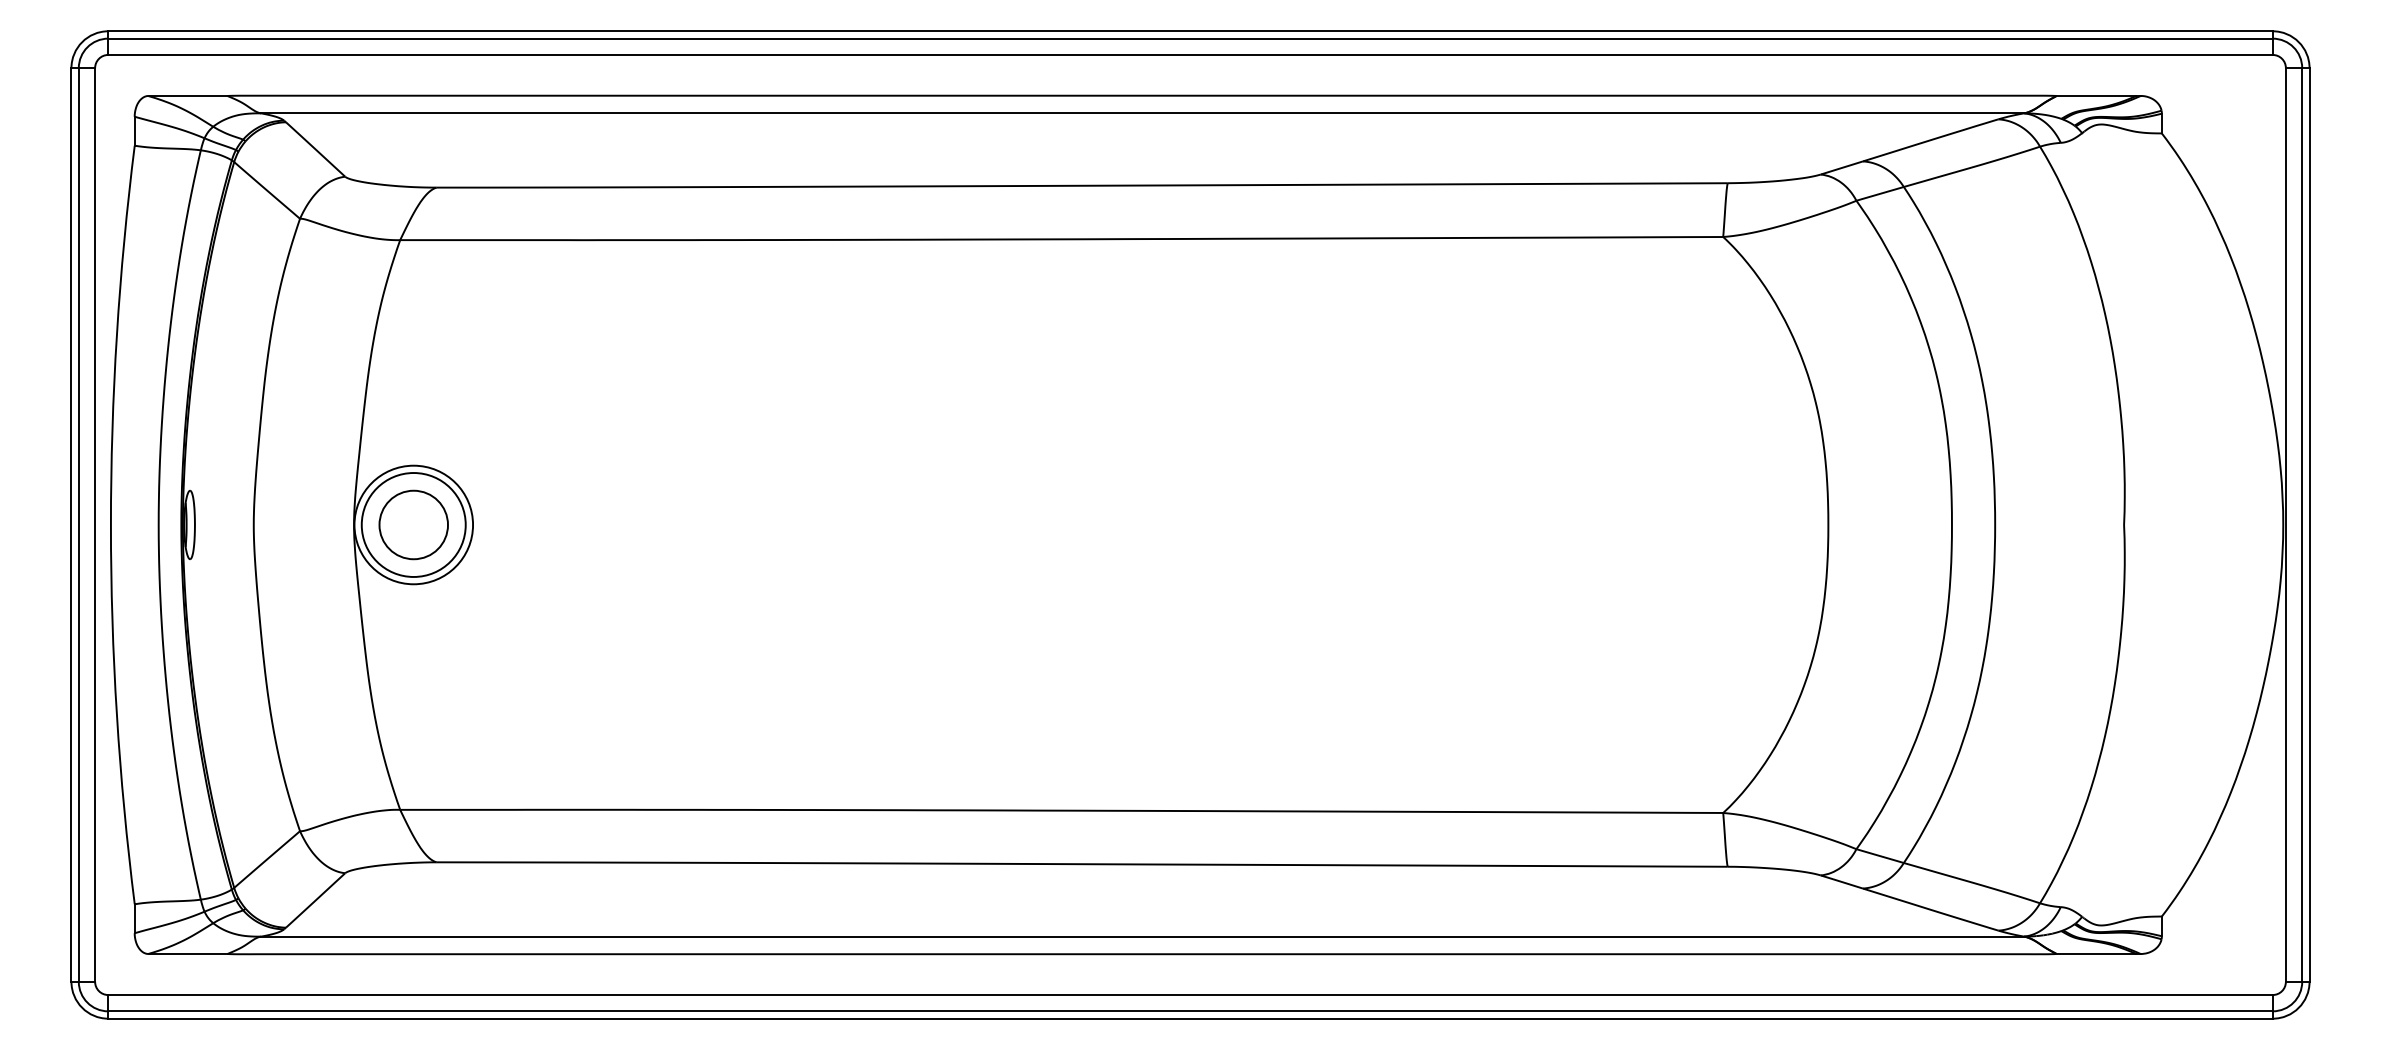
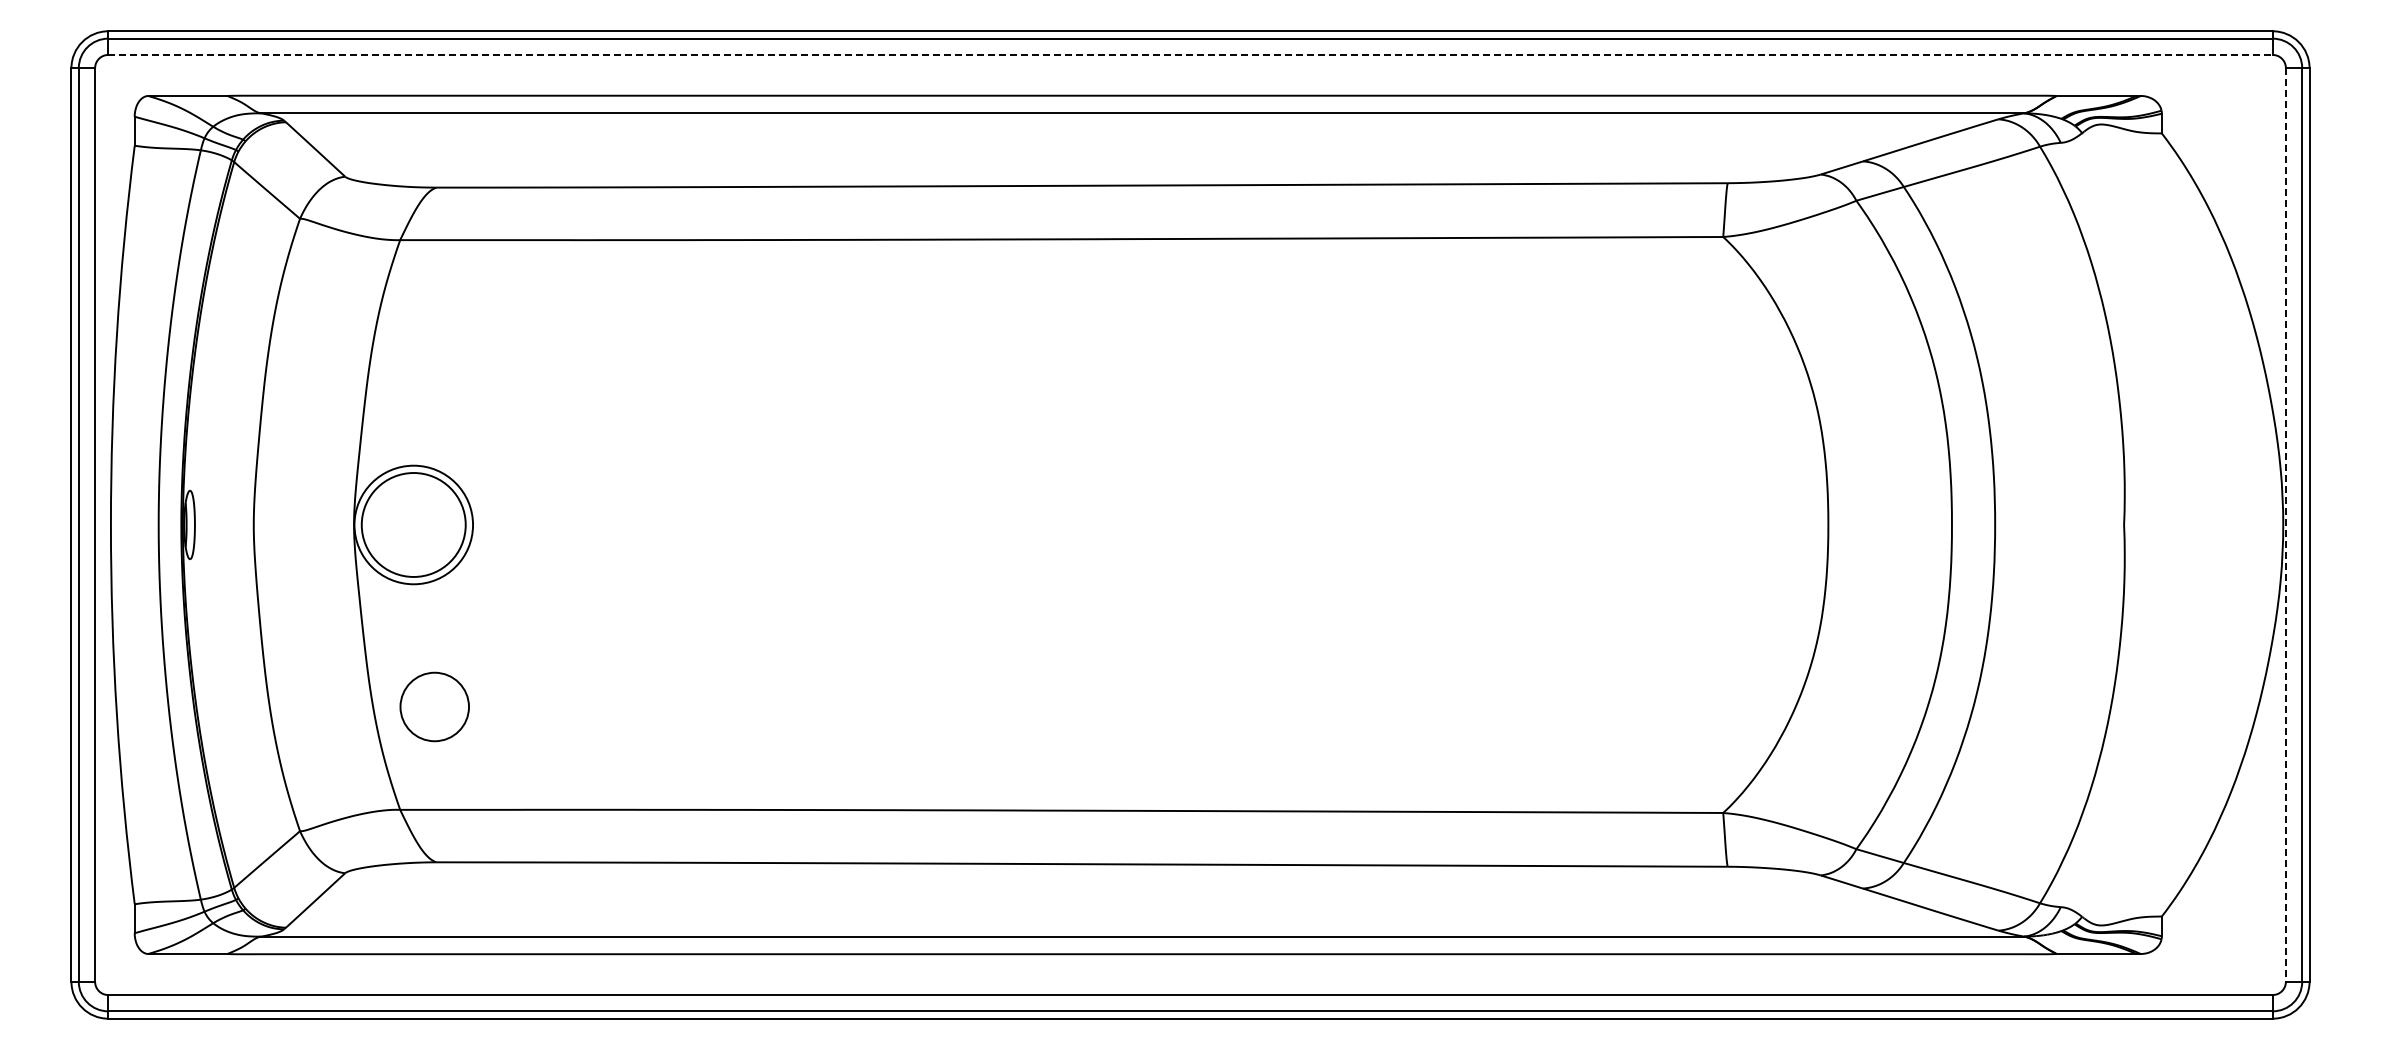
line: solid -> dashed (1191, 54)
circle position: (413, 524) -> (434, 706) (434, 706)
line: solid -> dashed (2285, 525)
